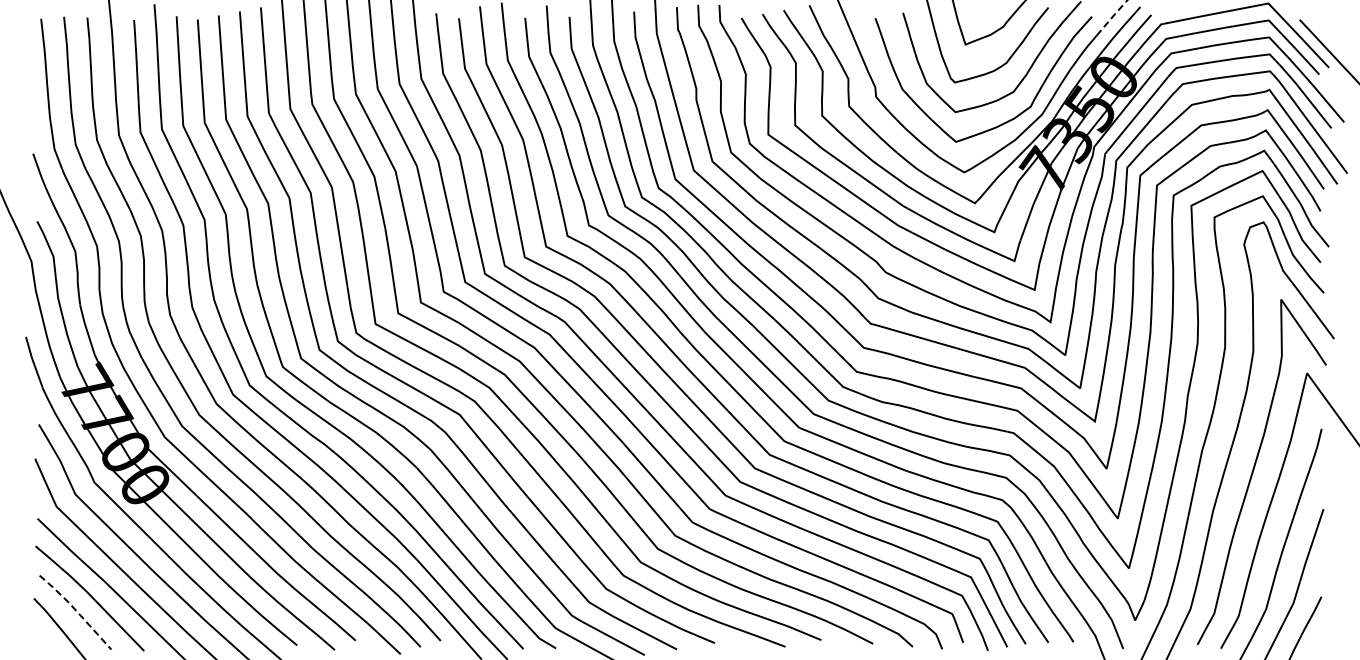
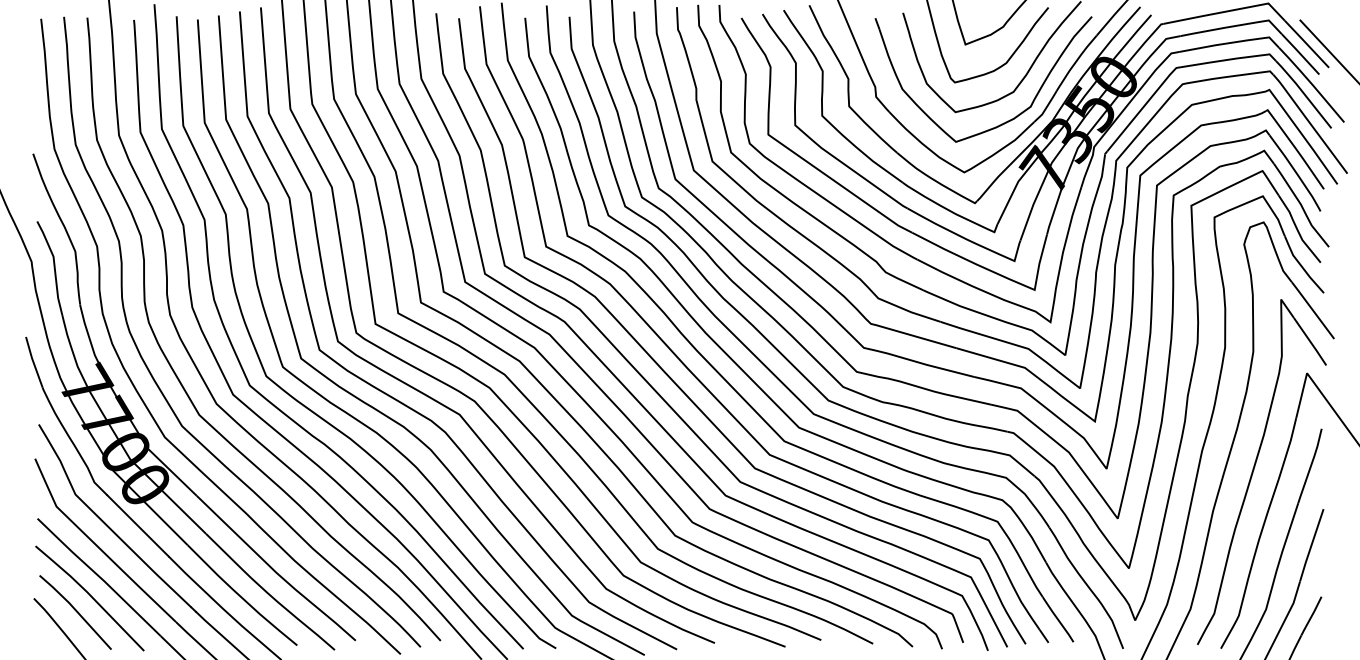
line: dashed -> solid (1112, 16)
line: dashed -> solid (76, 610)
